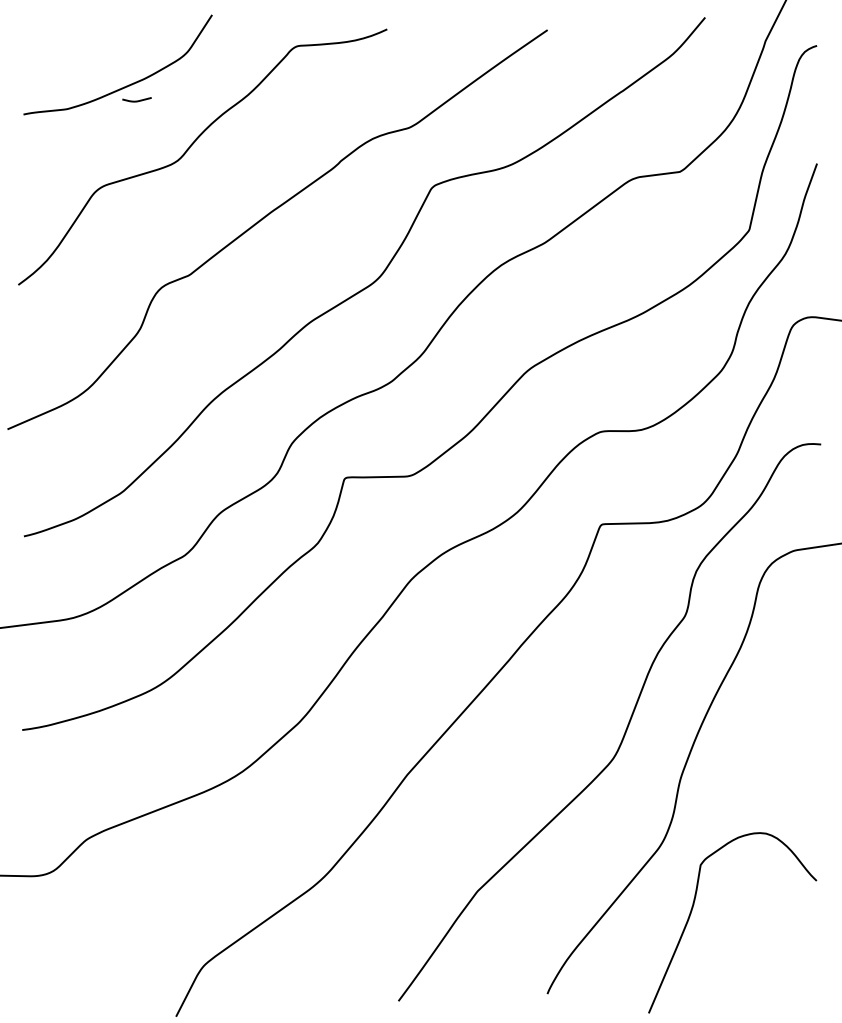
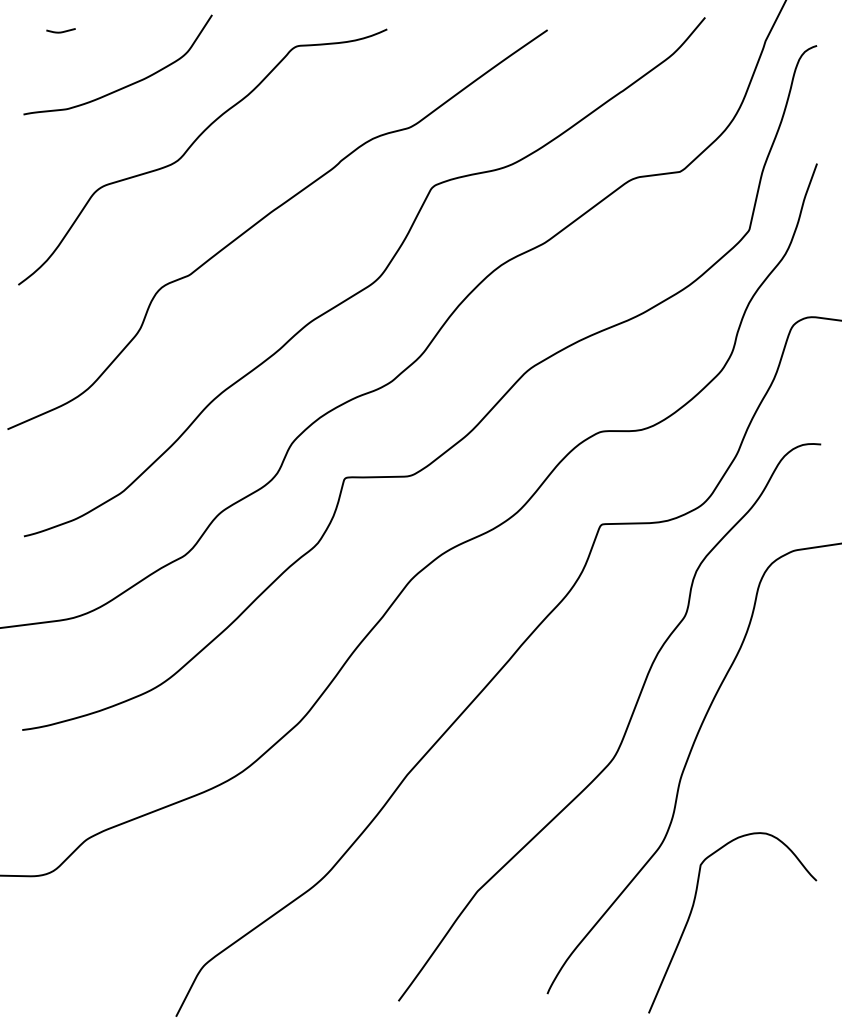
curve position: (136, 100) -> (60, 31) (60, 31)
